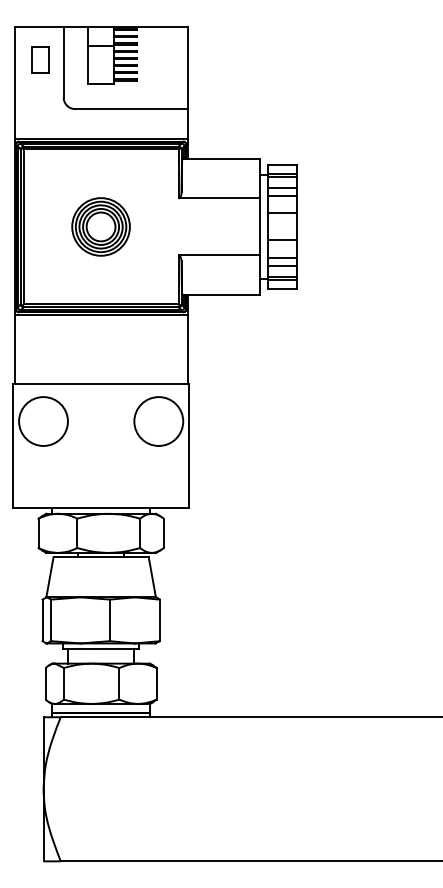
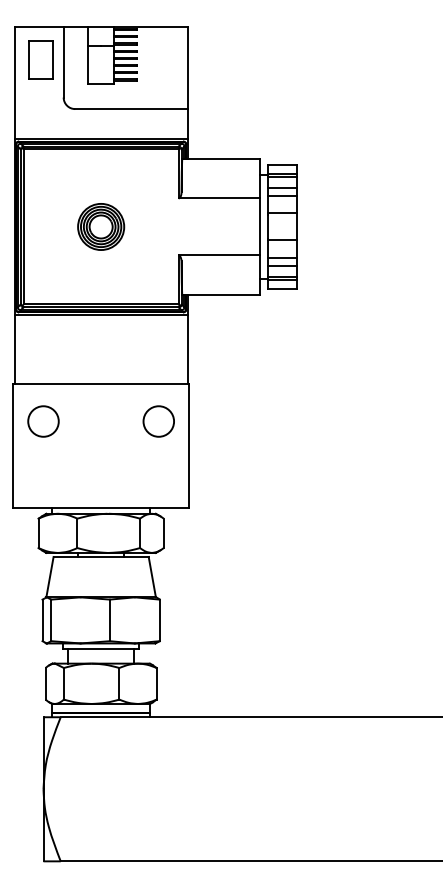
part size: 19x28 px -> 26x40 px (40, 59)
part size: 60x60 px -> 49x48 px (101, 226)
circle diameter: 49 px -> 31 px (43, 421)
circle diameter: 49 px -> 31 px (158, 421)
